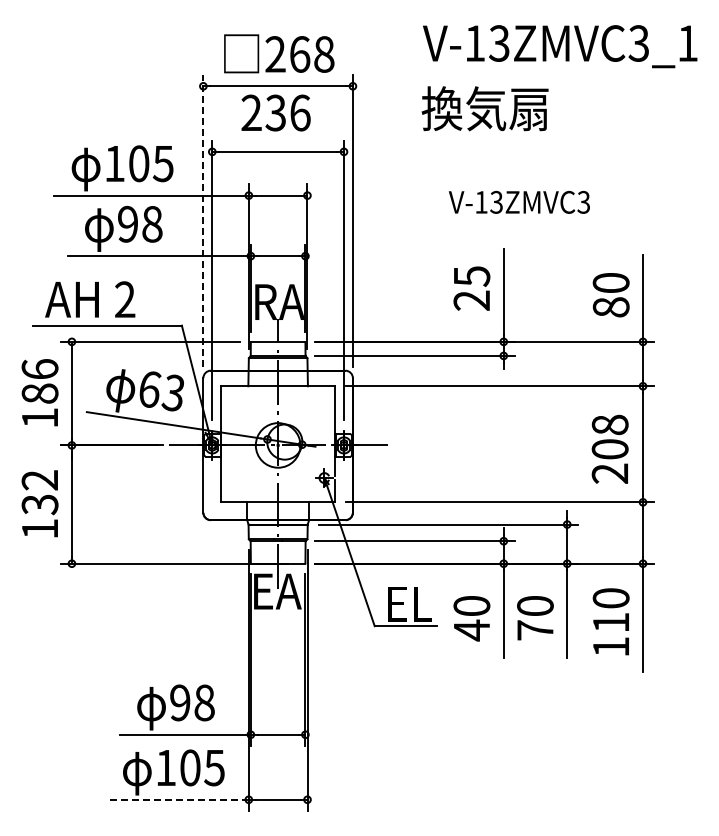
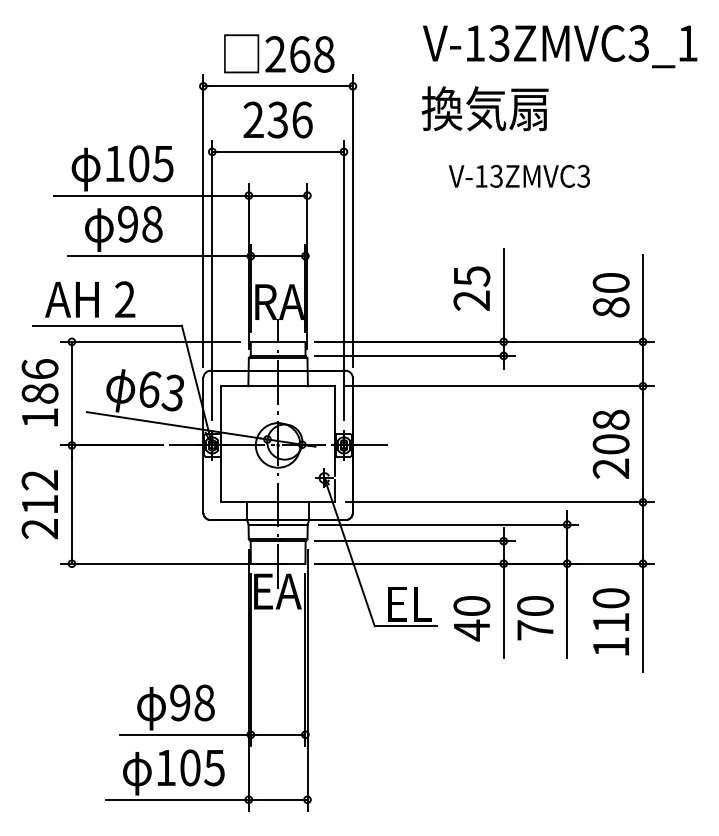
text position: (275, 112) -> (277, 119) (277, 119)
text position: (518, 201) -> (518, 175) (518, 175)
line: dashed -> solid (203, 221)
text position: (609, 448) -> (610, 443) (610, 443)
text: 132 -> 212 (39, 516)
line: dashed -> solid (177, 799)
